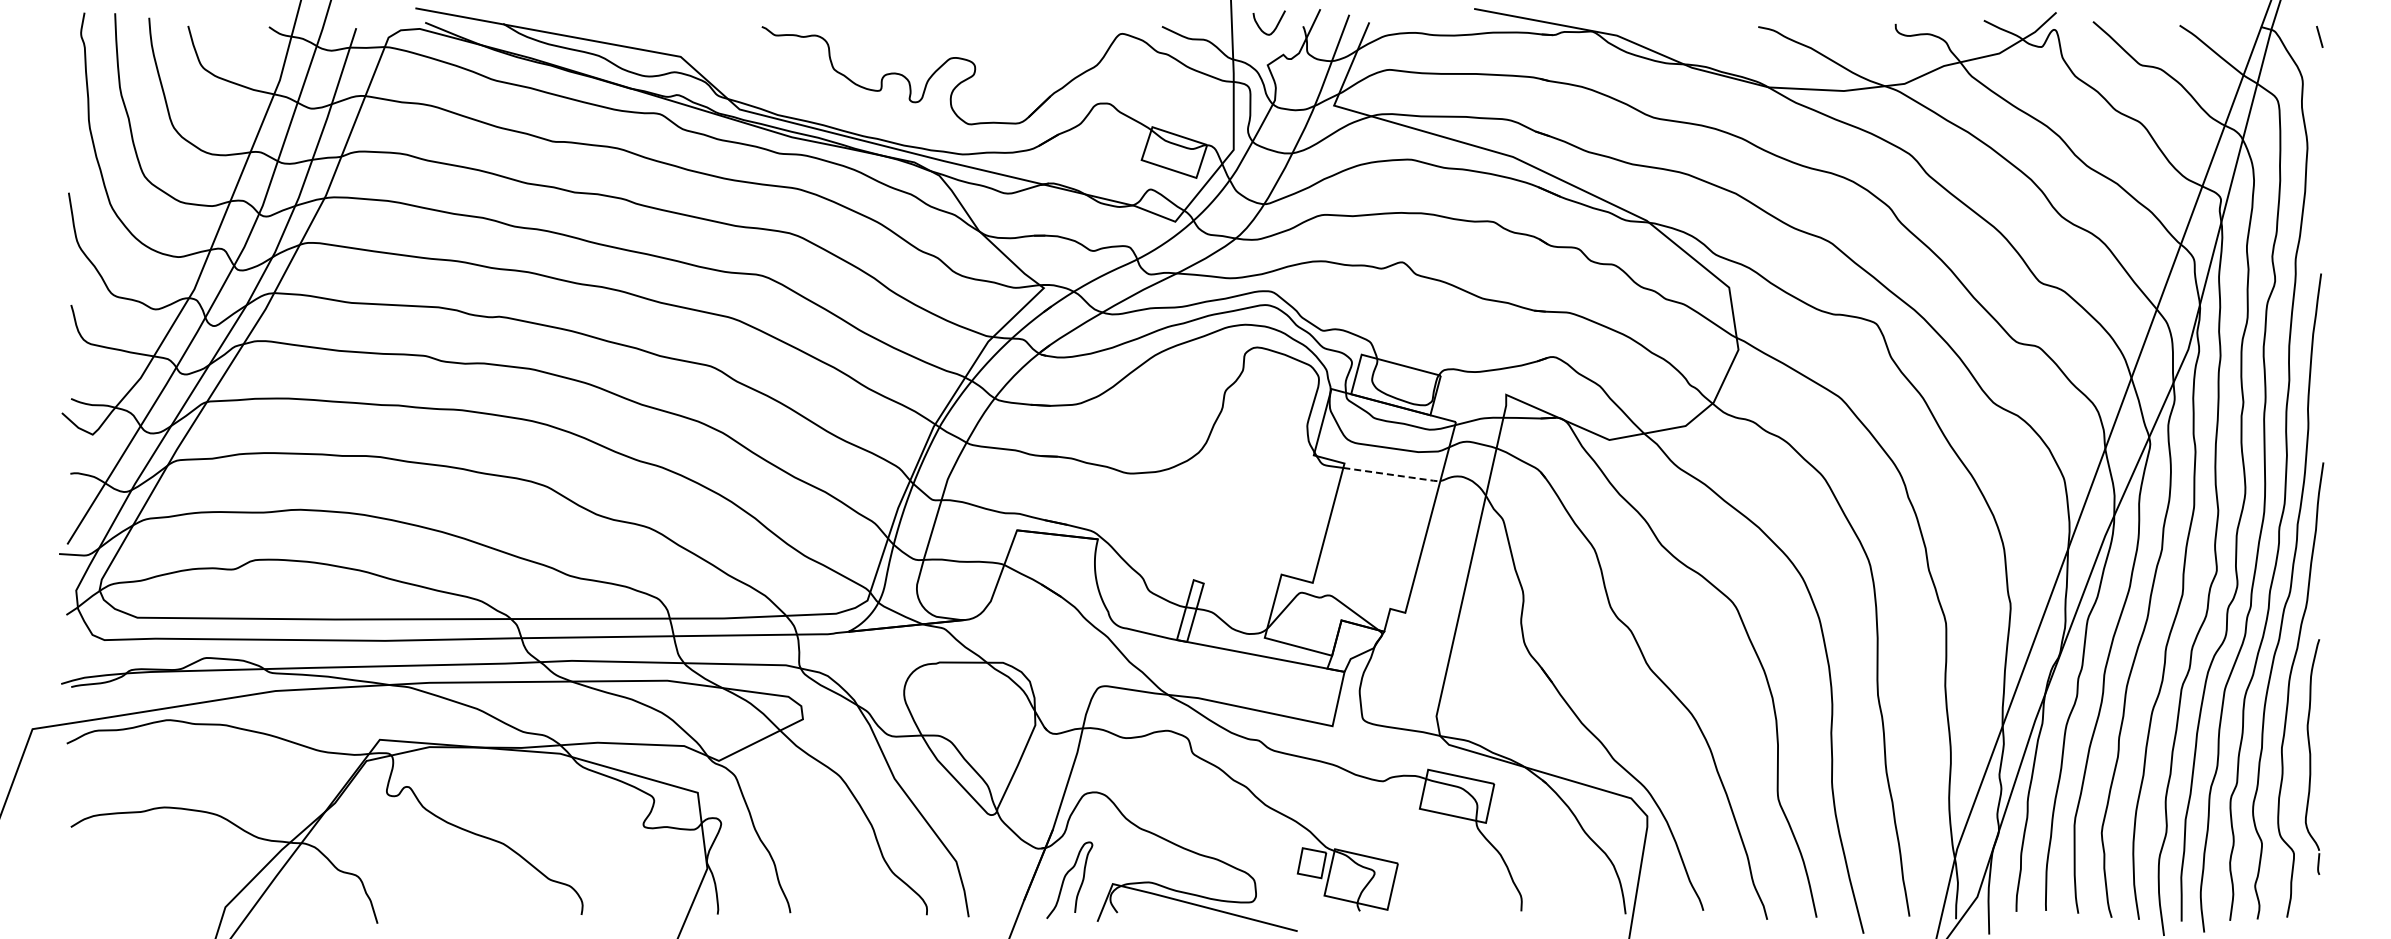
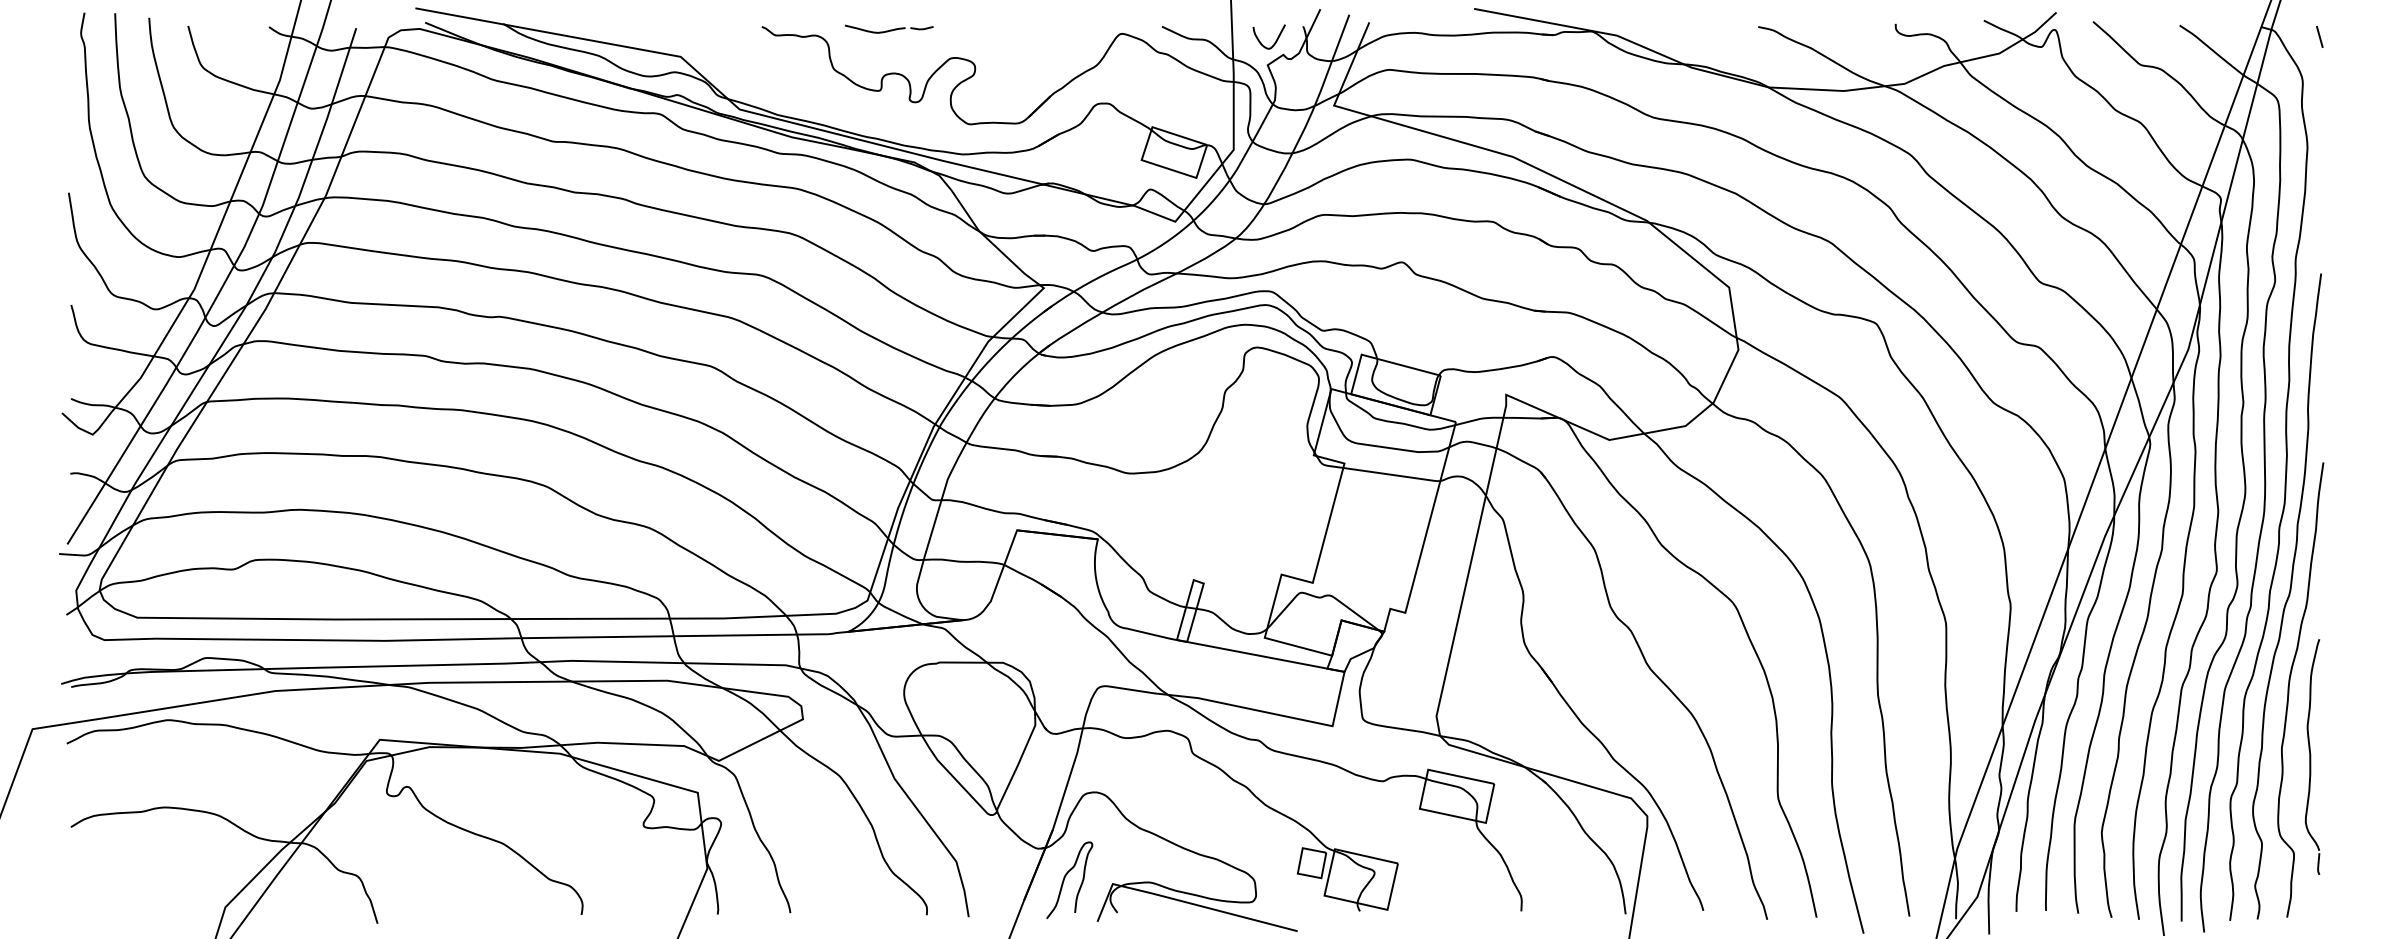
curve position: (1275, 26) -> (1275, 40) (1275, 40)
part: none -> present (889, 28)
line: dashed -> solid (1393, 475)
